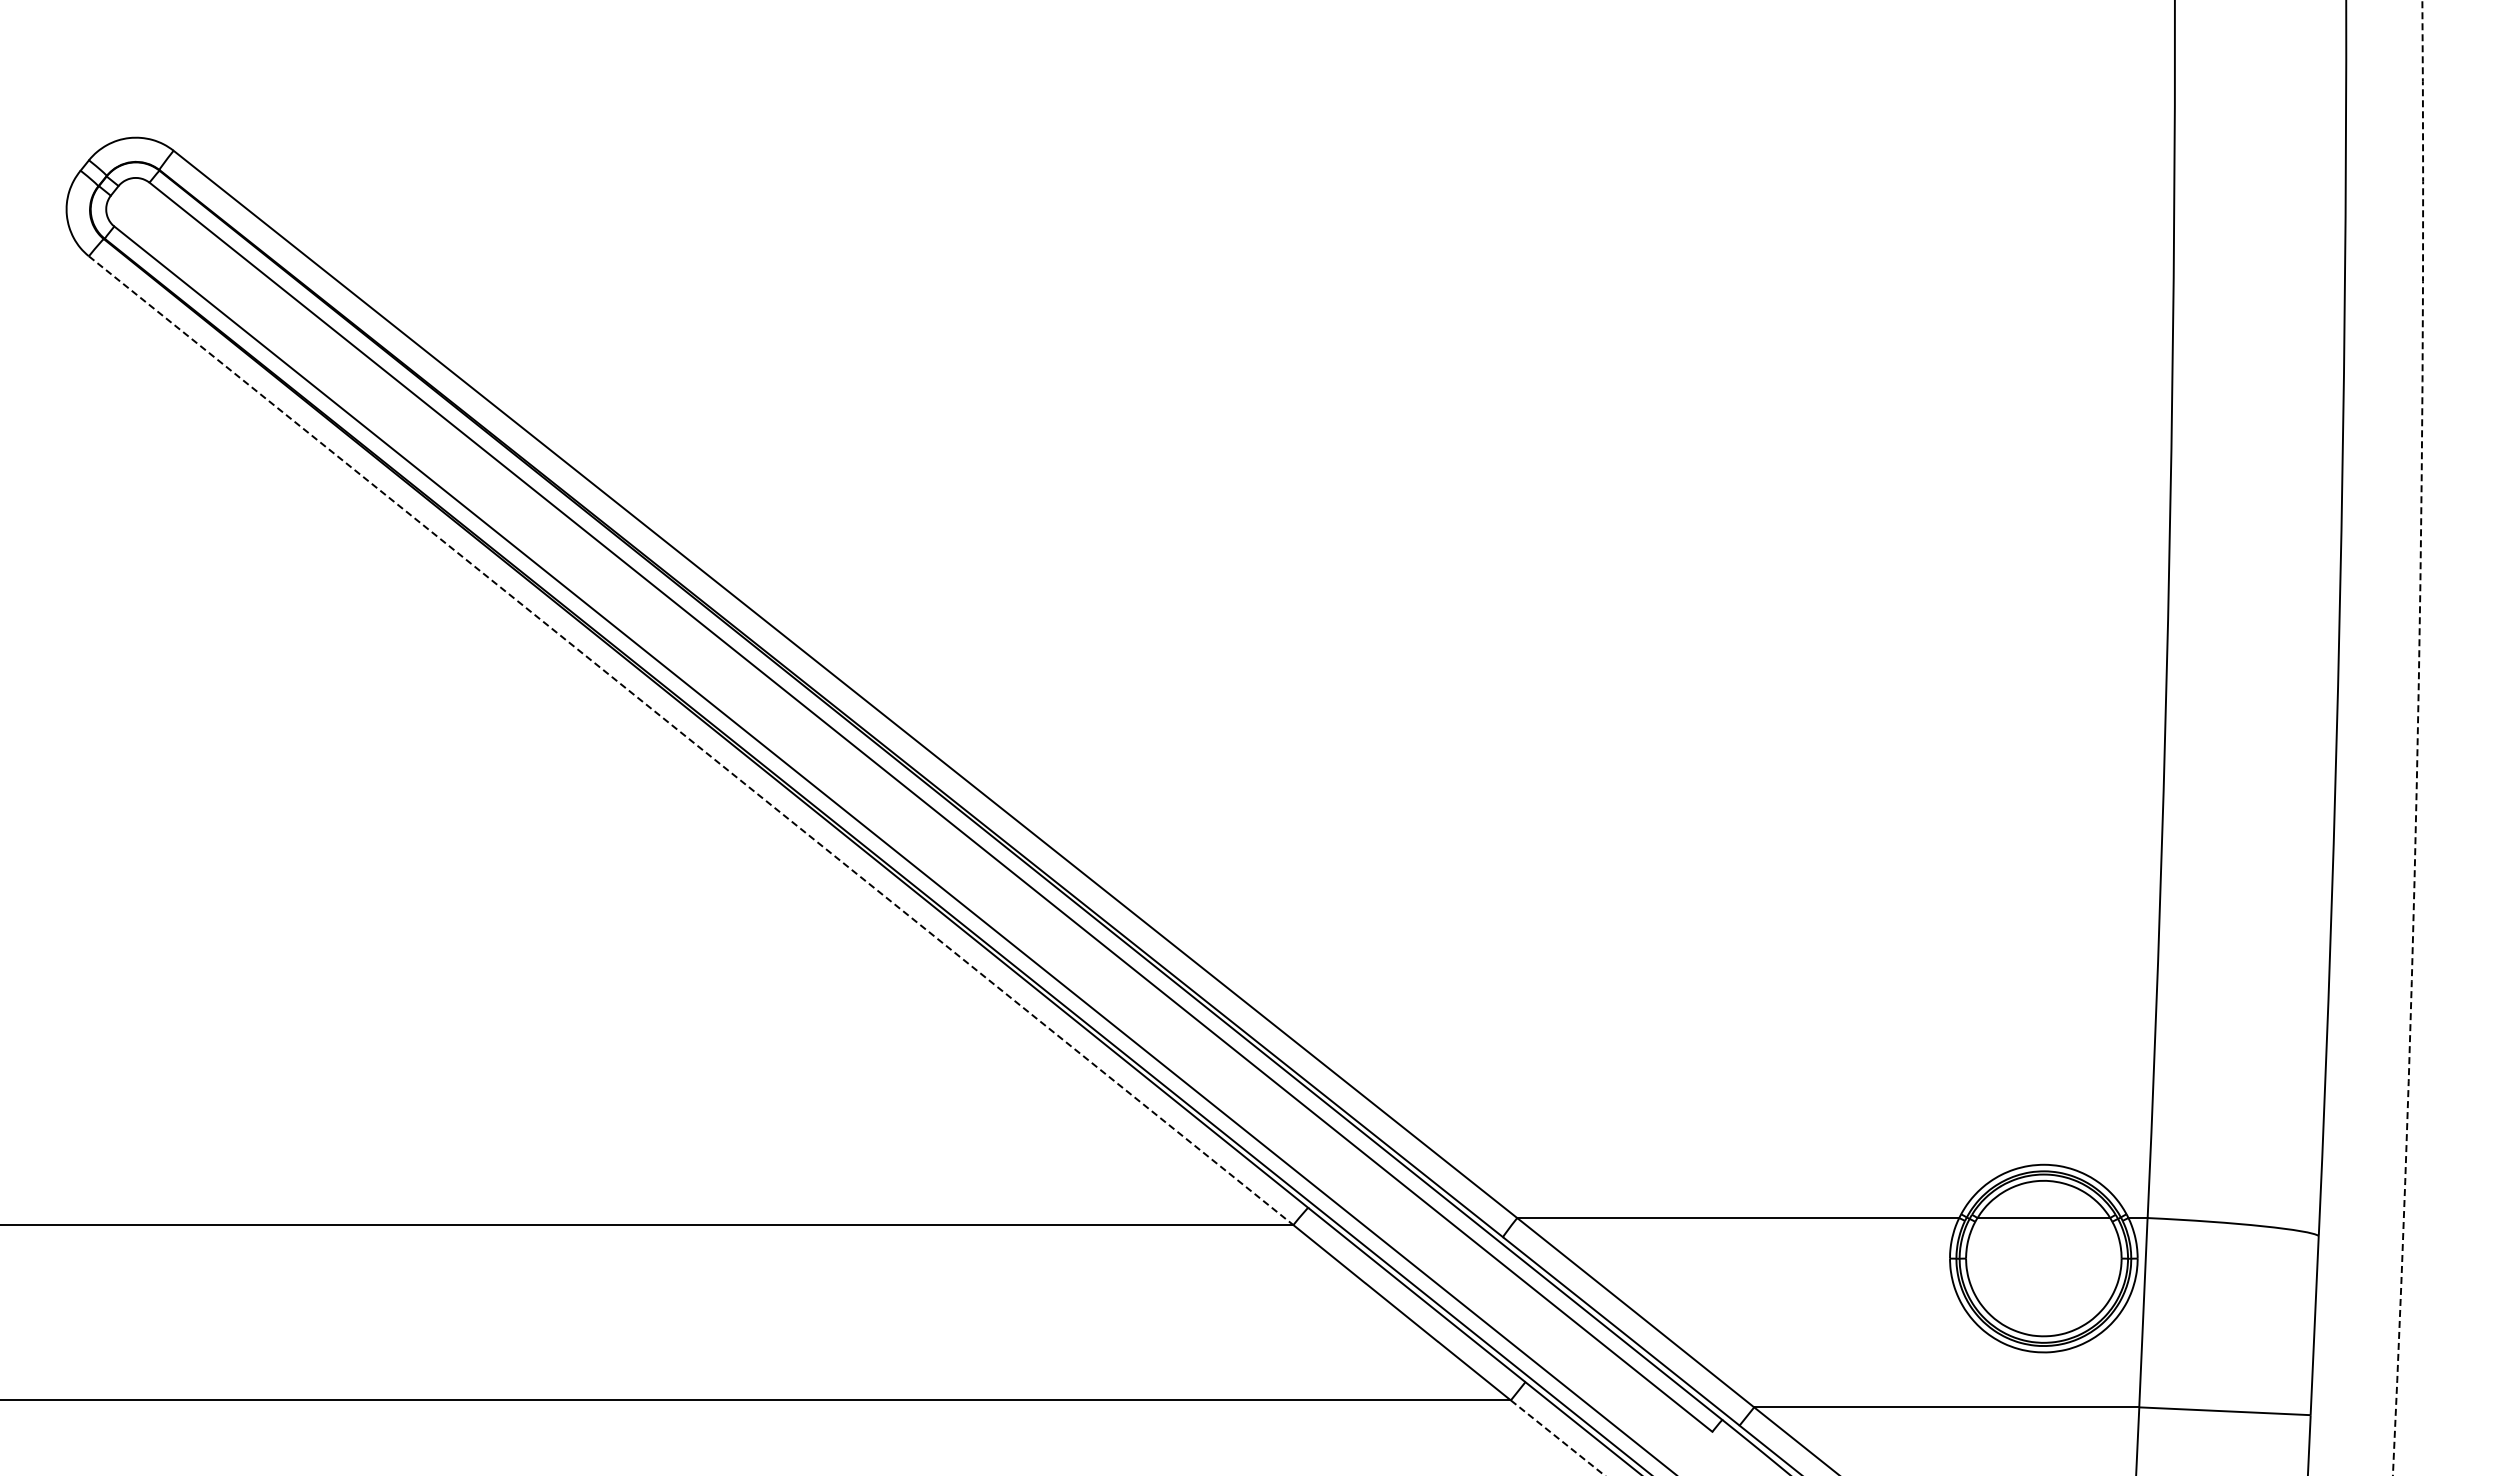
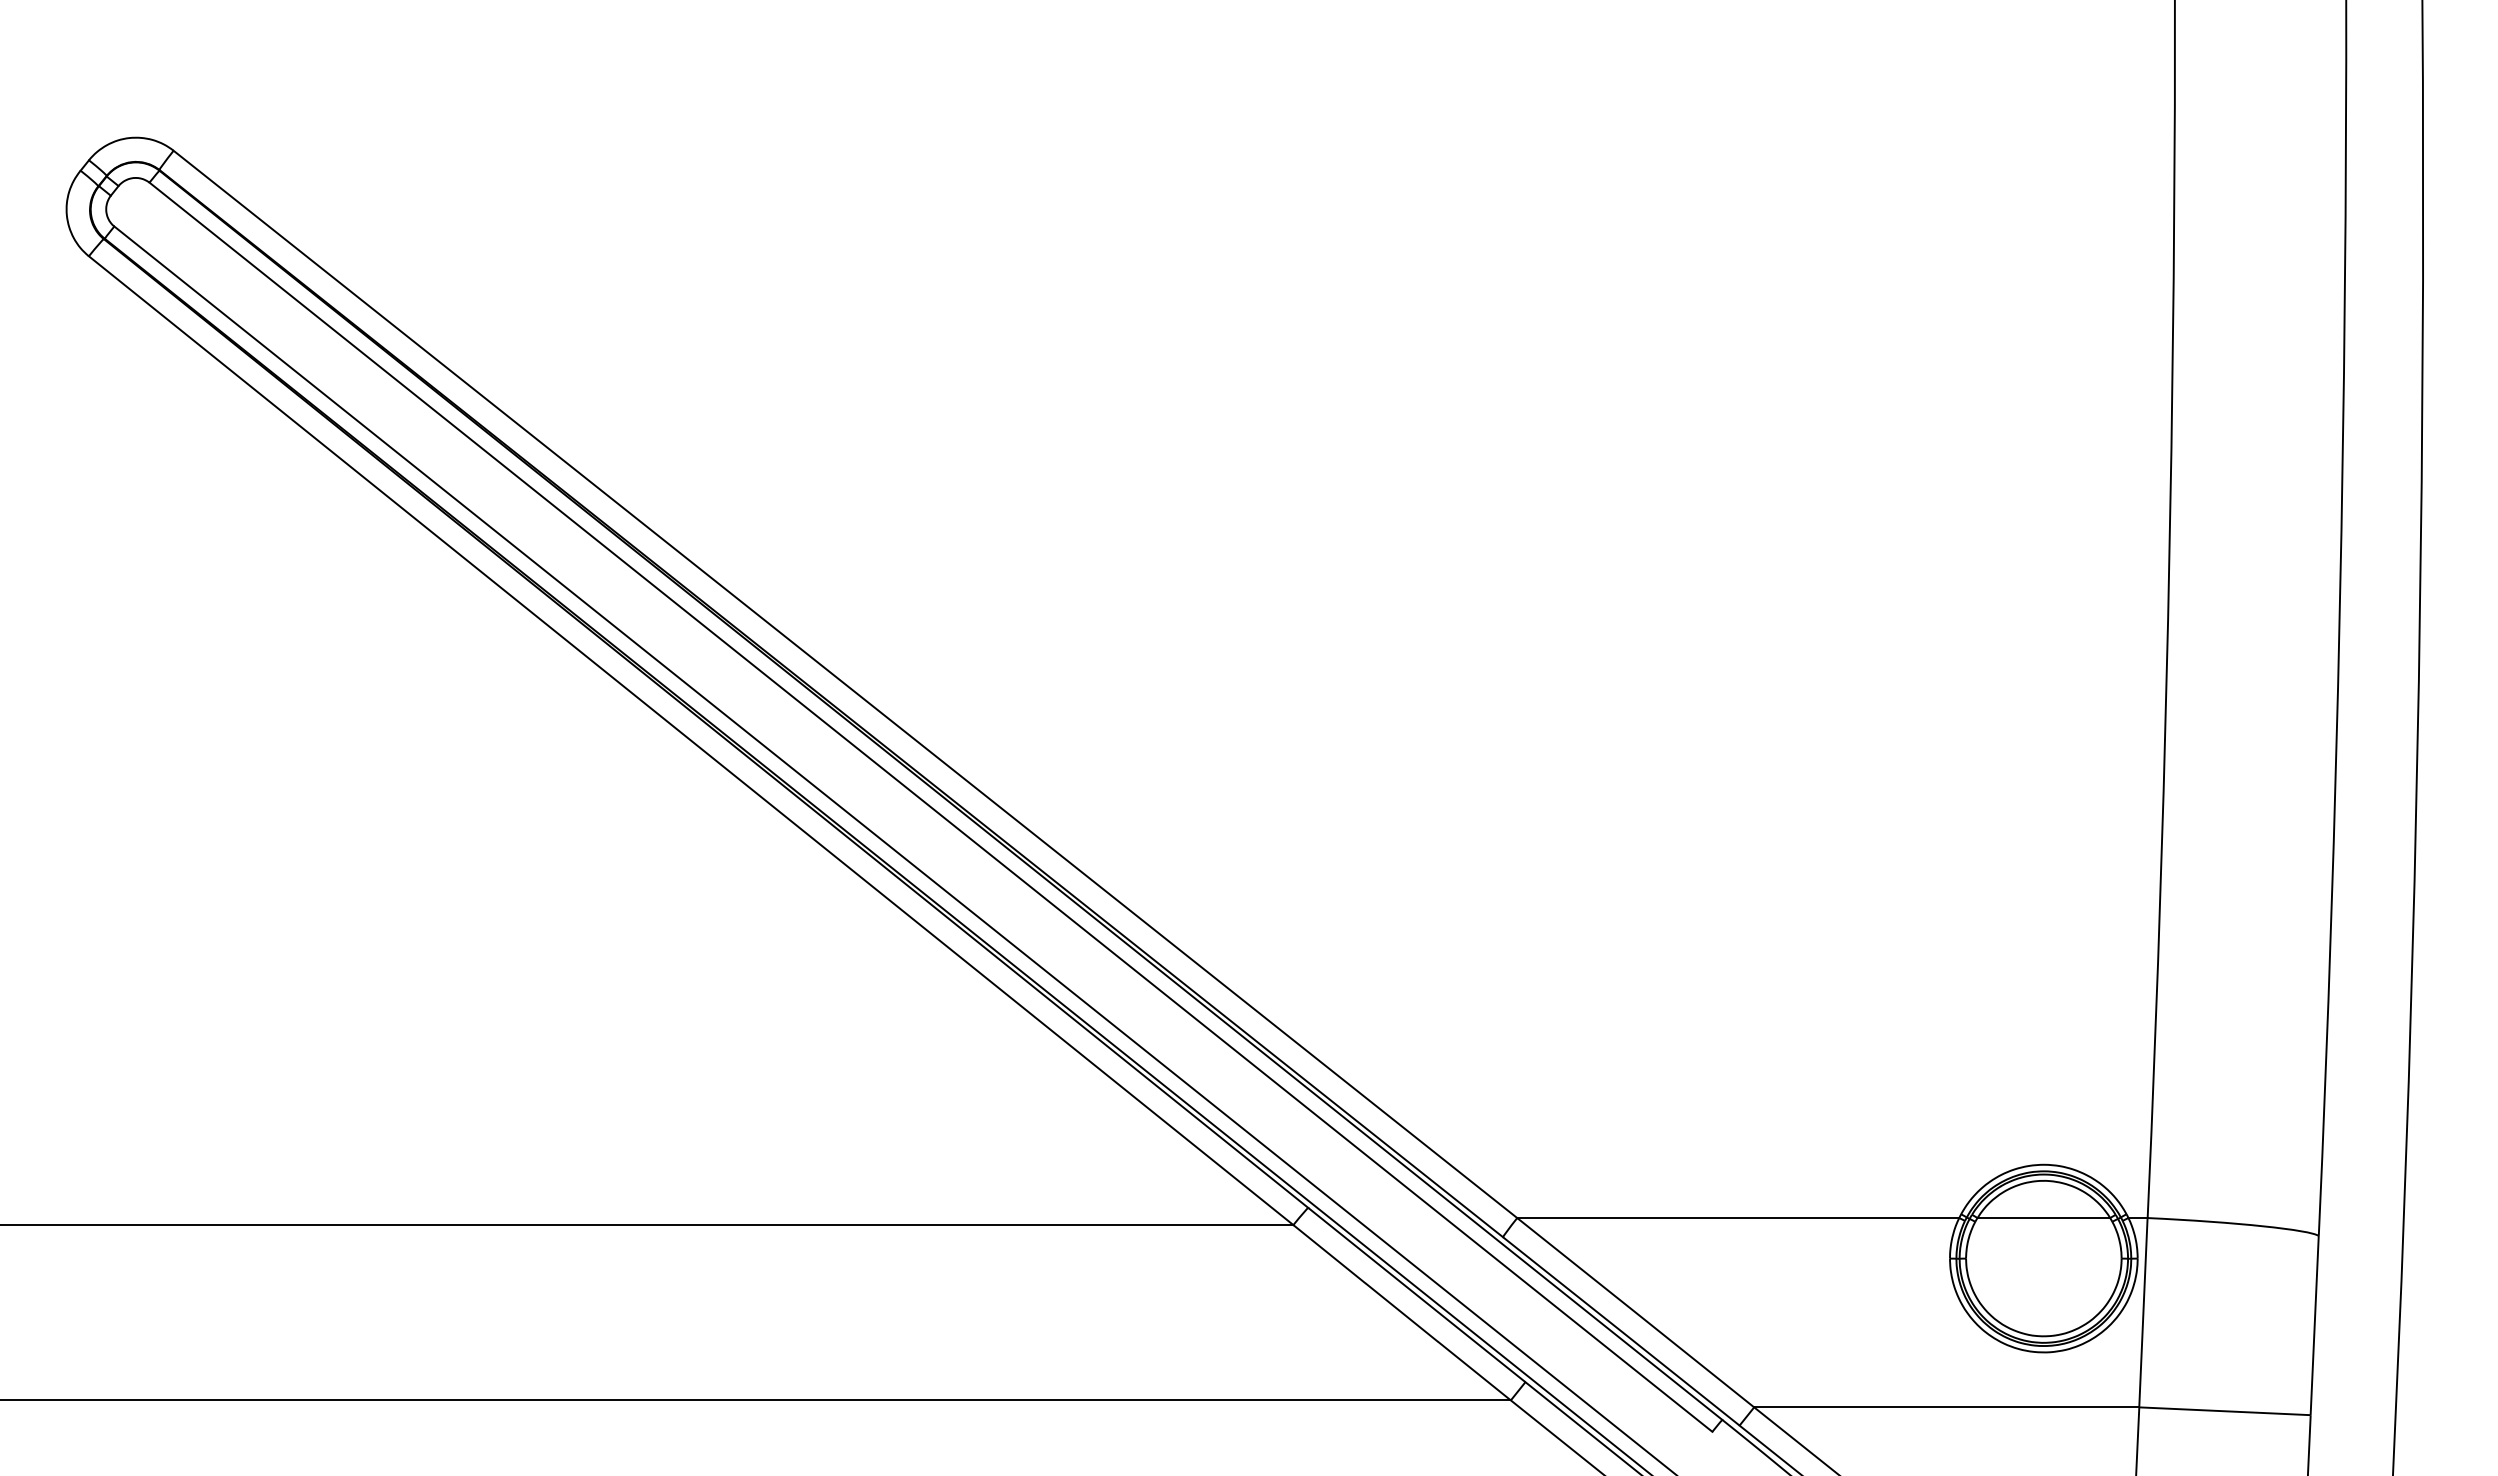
arc: dashed -> solid (2417, 737)
line: dashed -> solid (691, 740)
line: dashed -> solid (1557, 1437)
